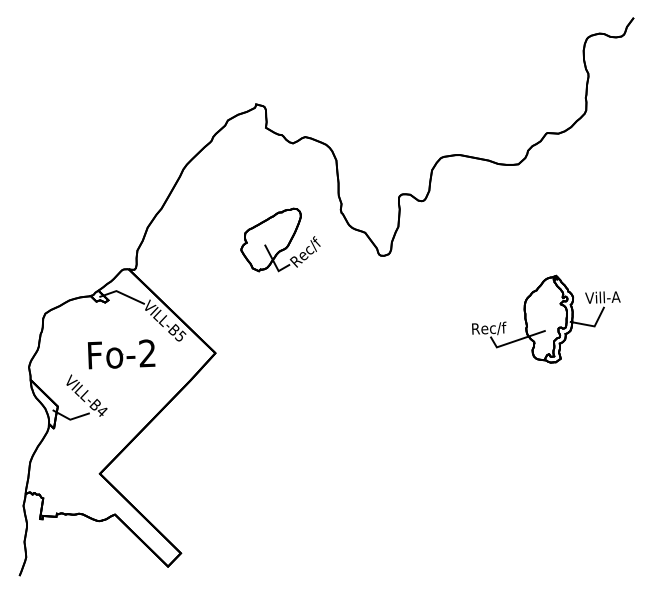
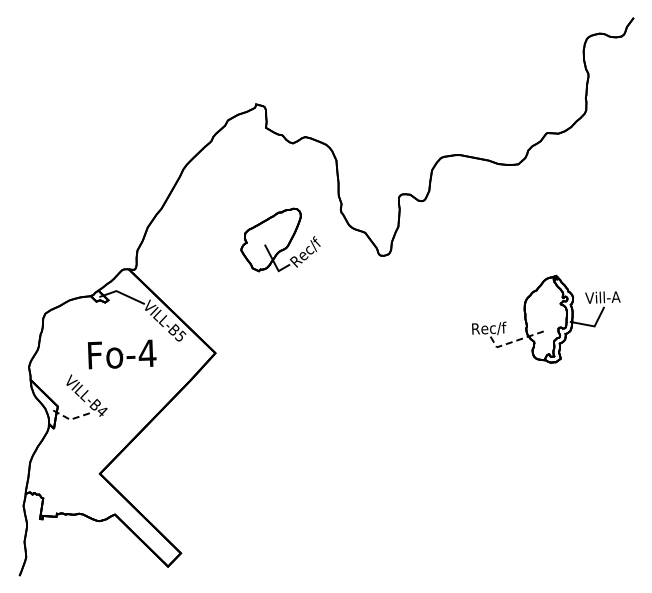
line: solid -> dashed (514, 341)
text: Fo-2 -> Fo-4 (147, 353)
line: solid -> dashed (70, 419)
